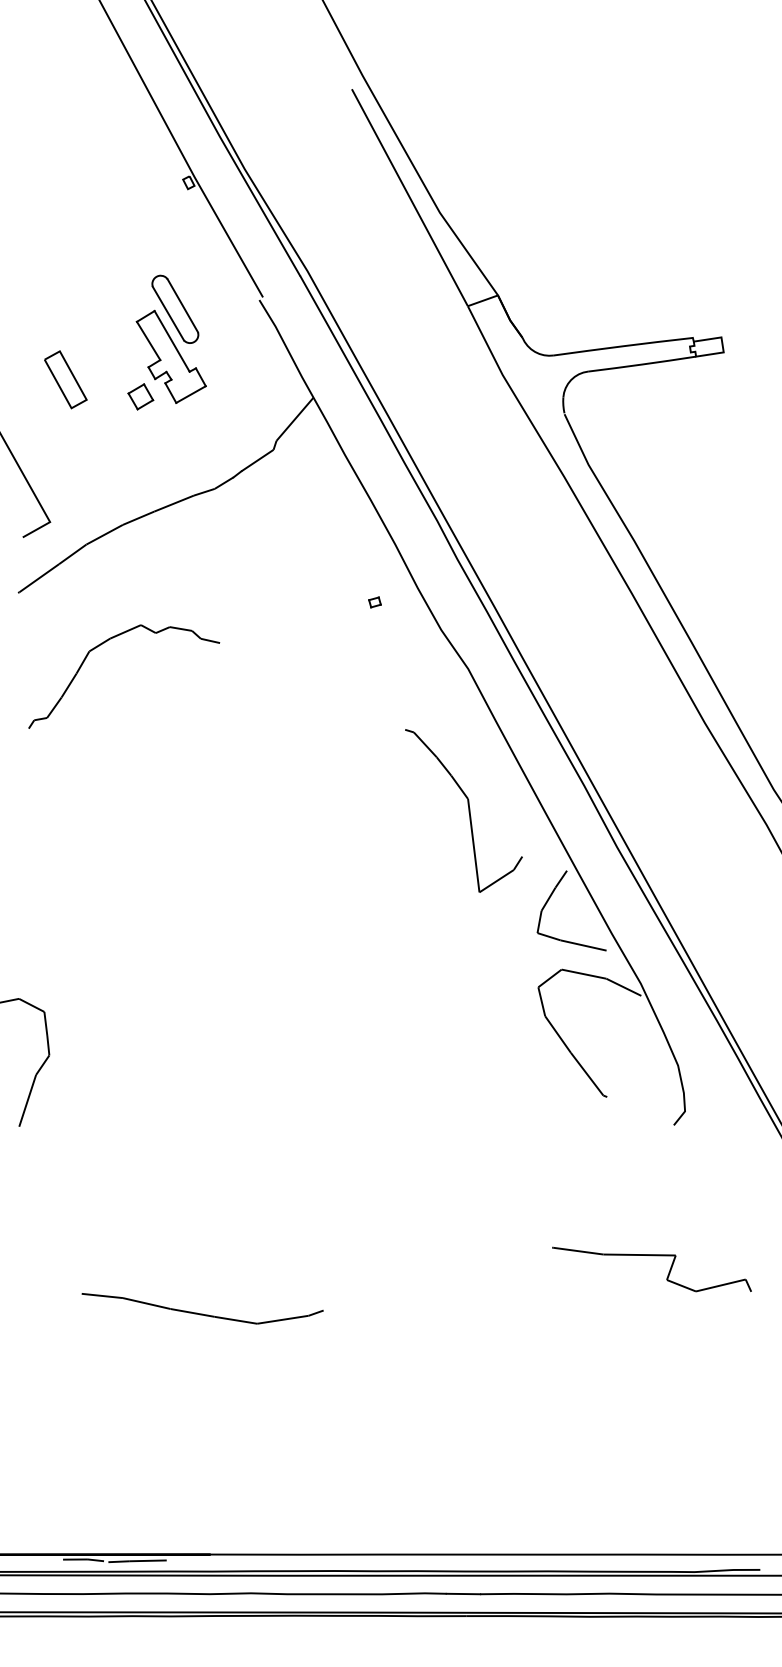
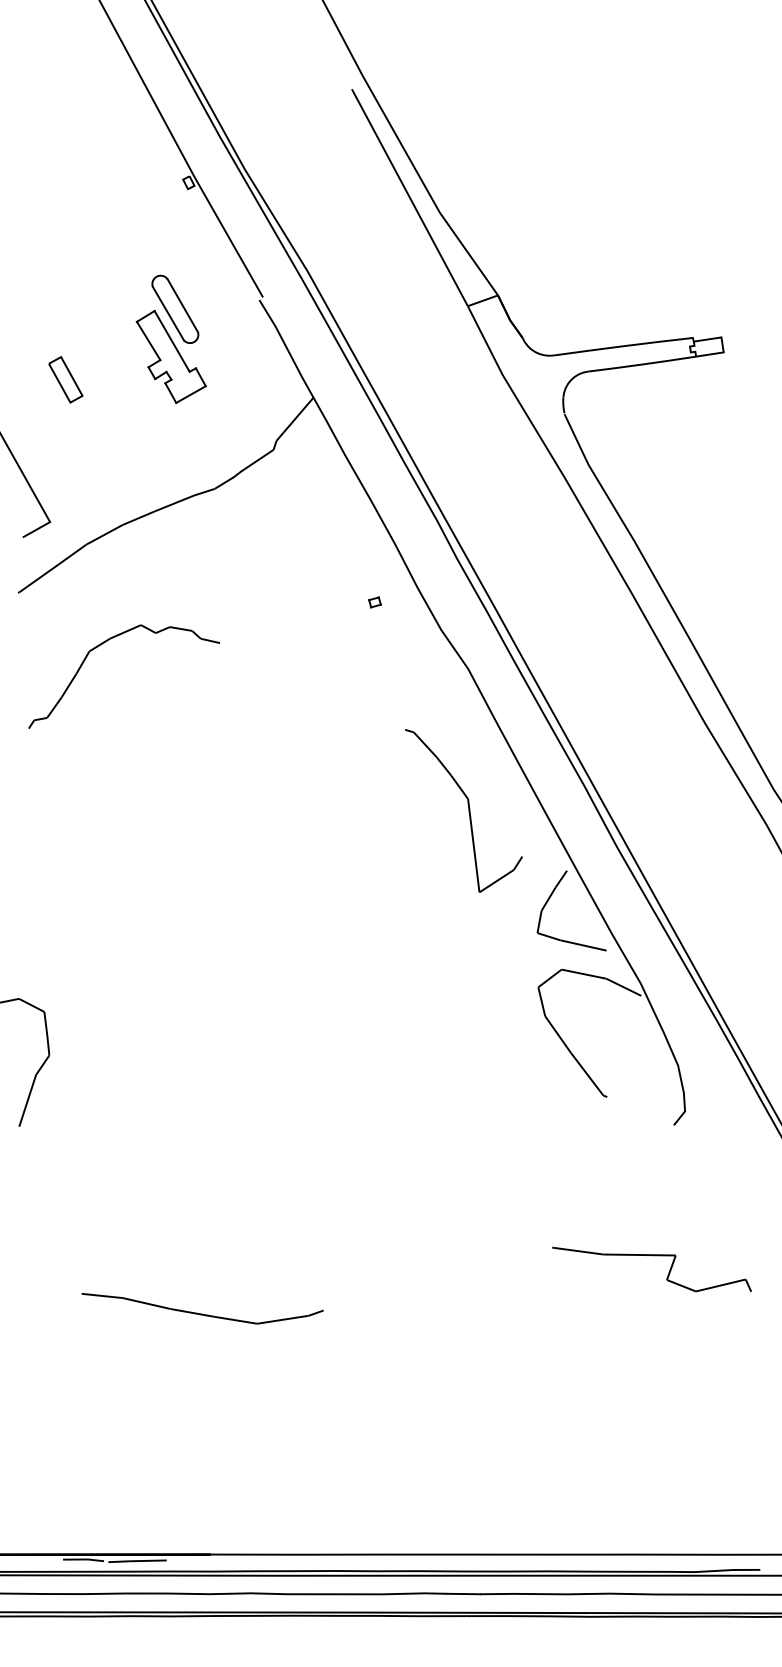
part size: 44x60 px -> 36x48 px (65, 379)
part: present -> none (140, 396)
